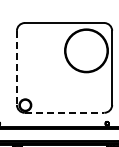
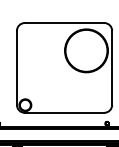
line: dashed -> solid (16, 68)
line: dashed -> solid (64, 112)
